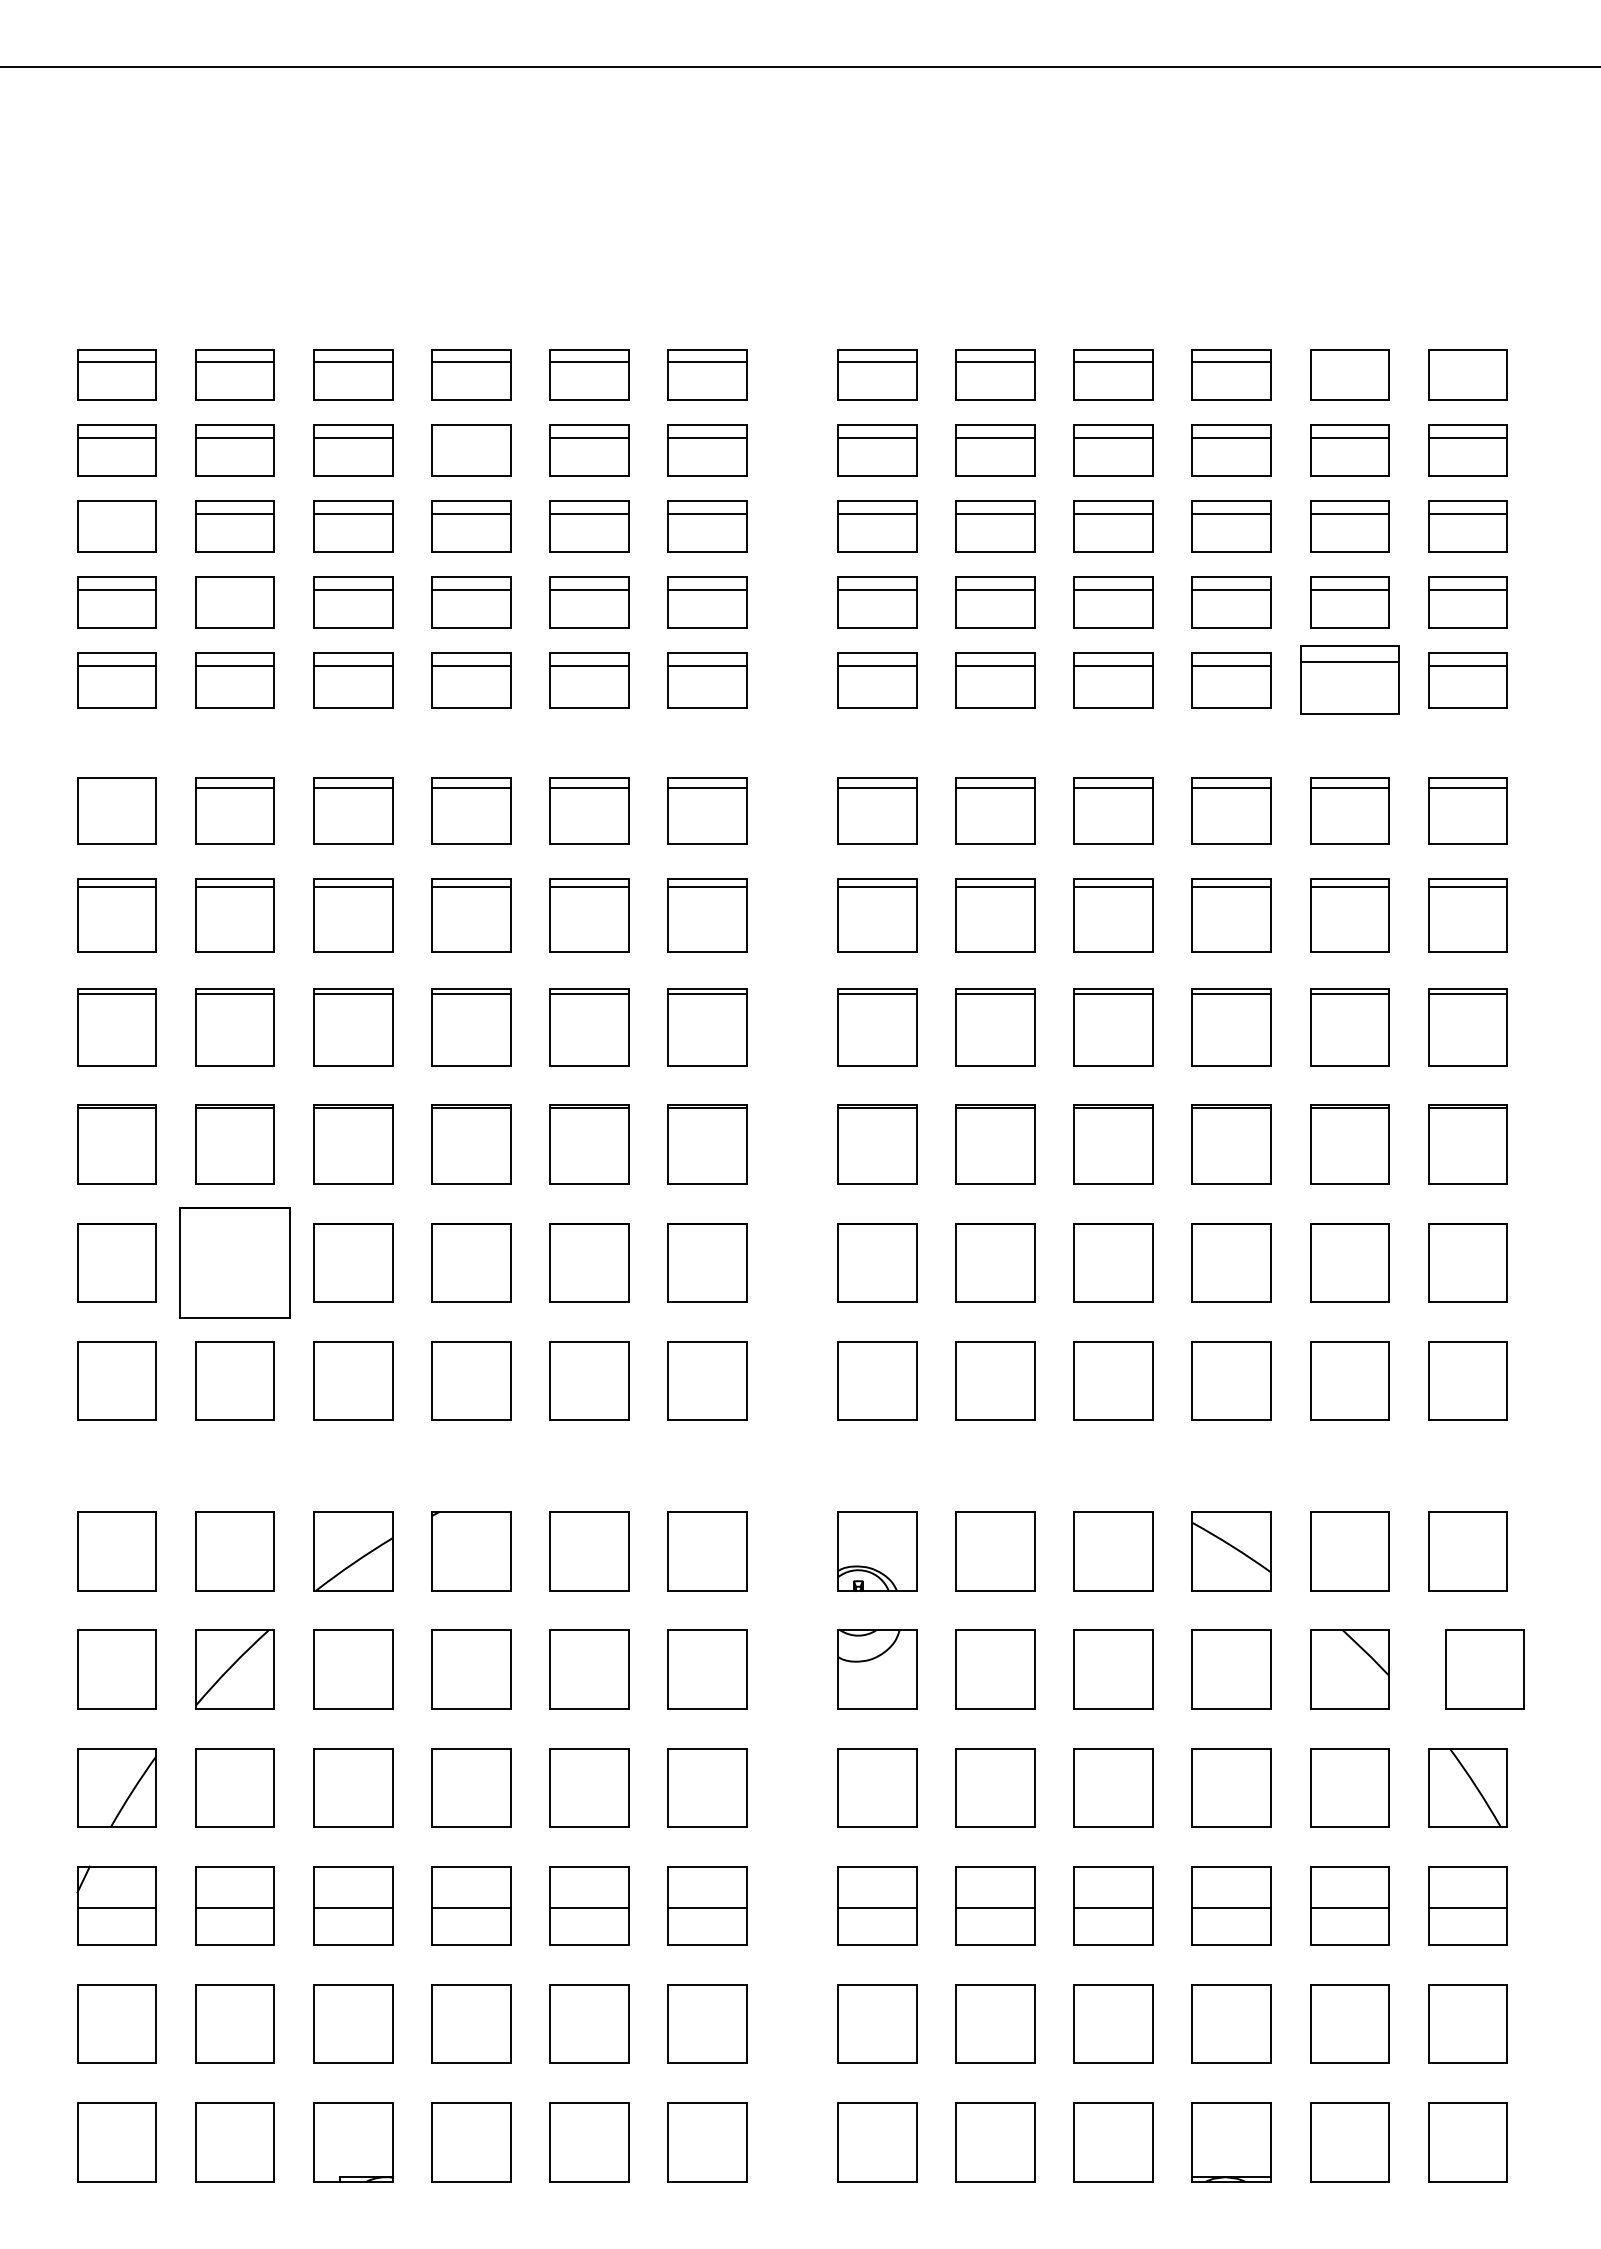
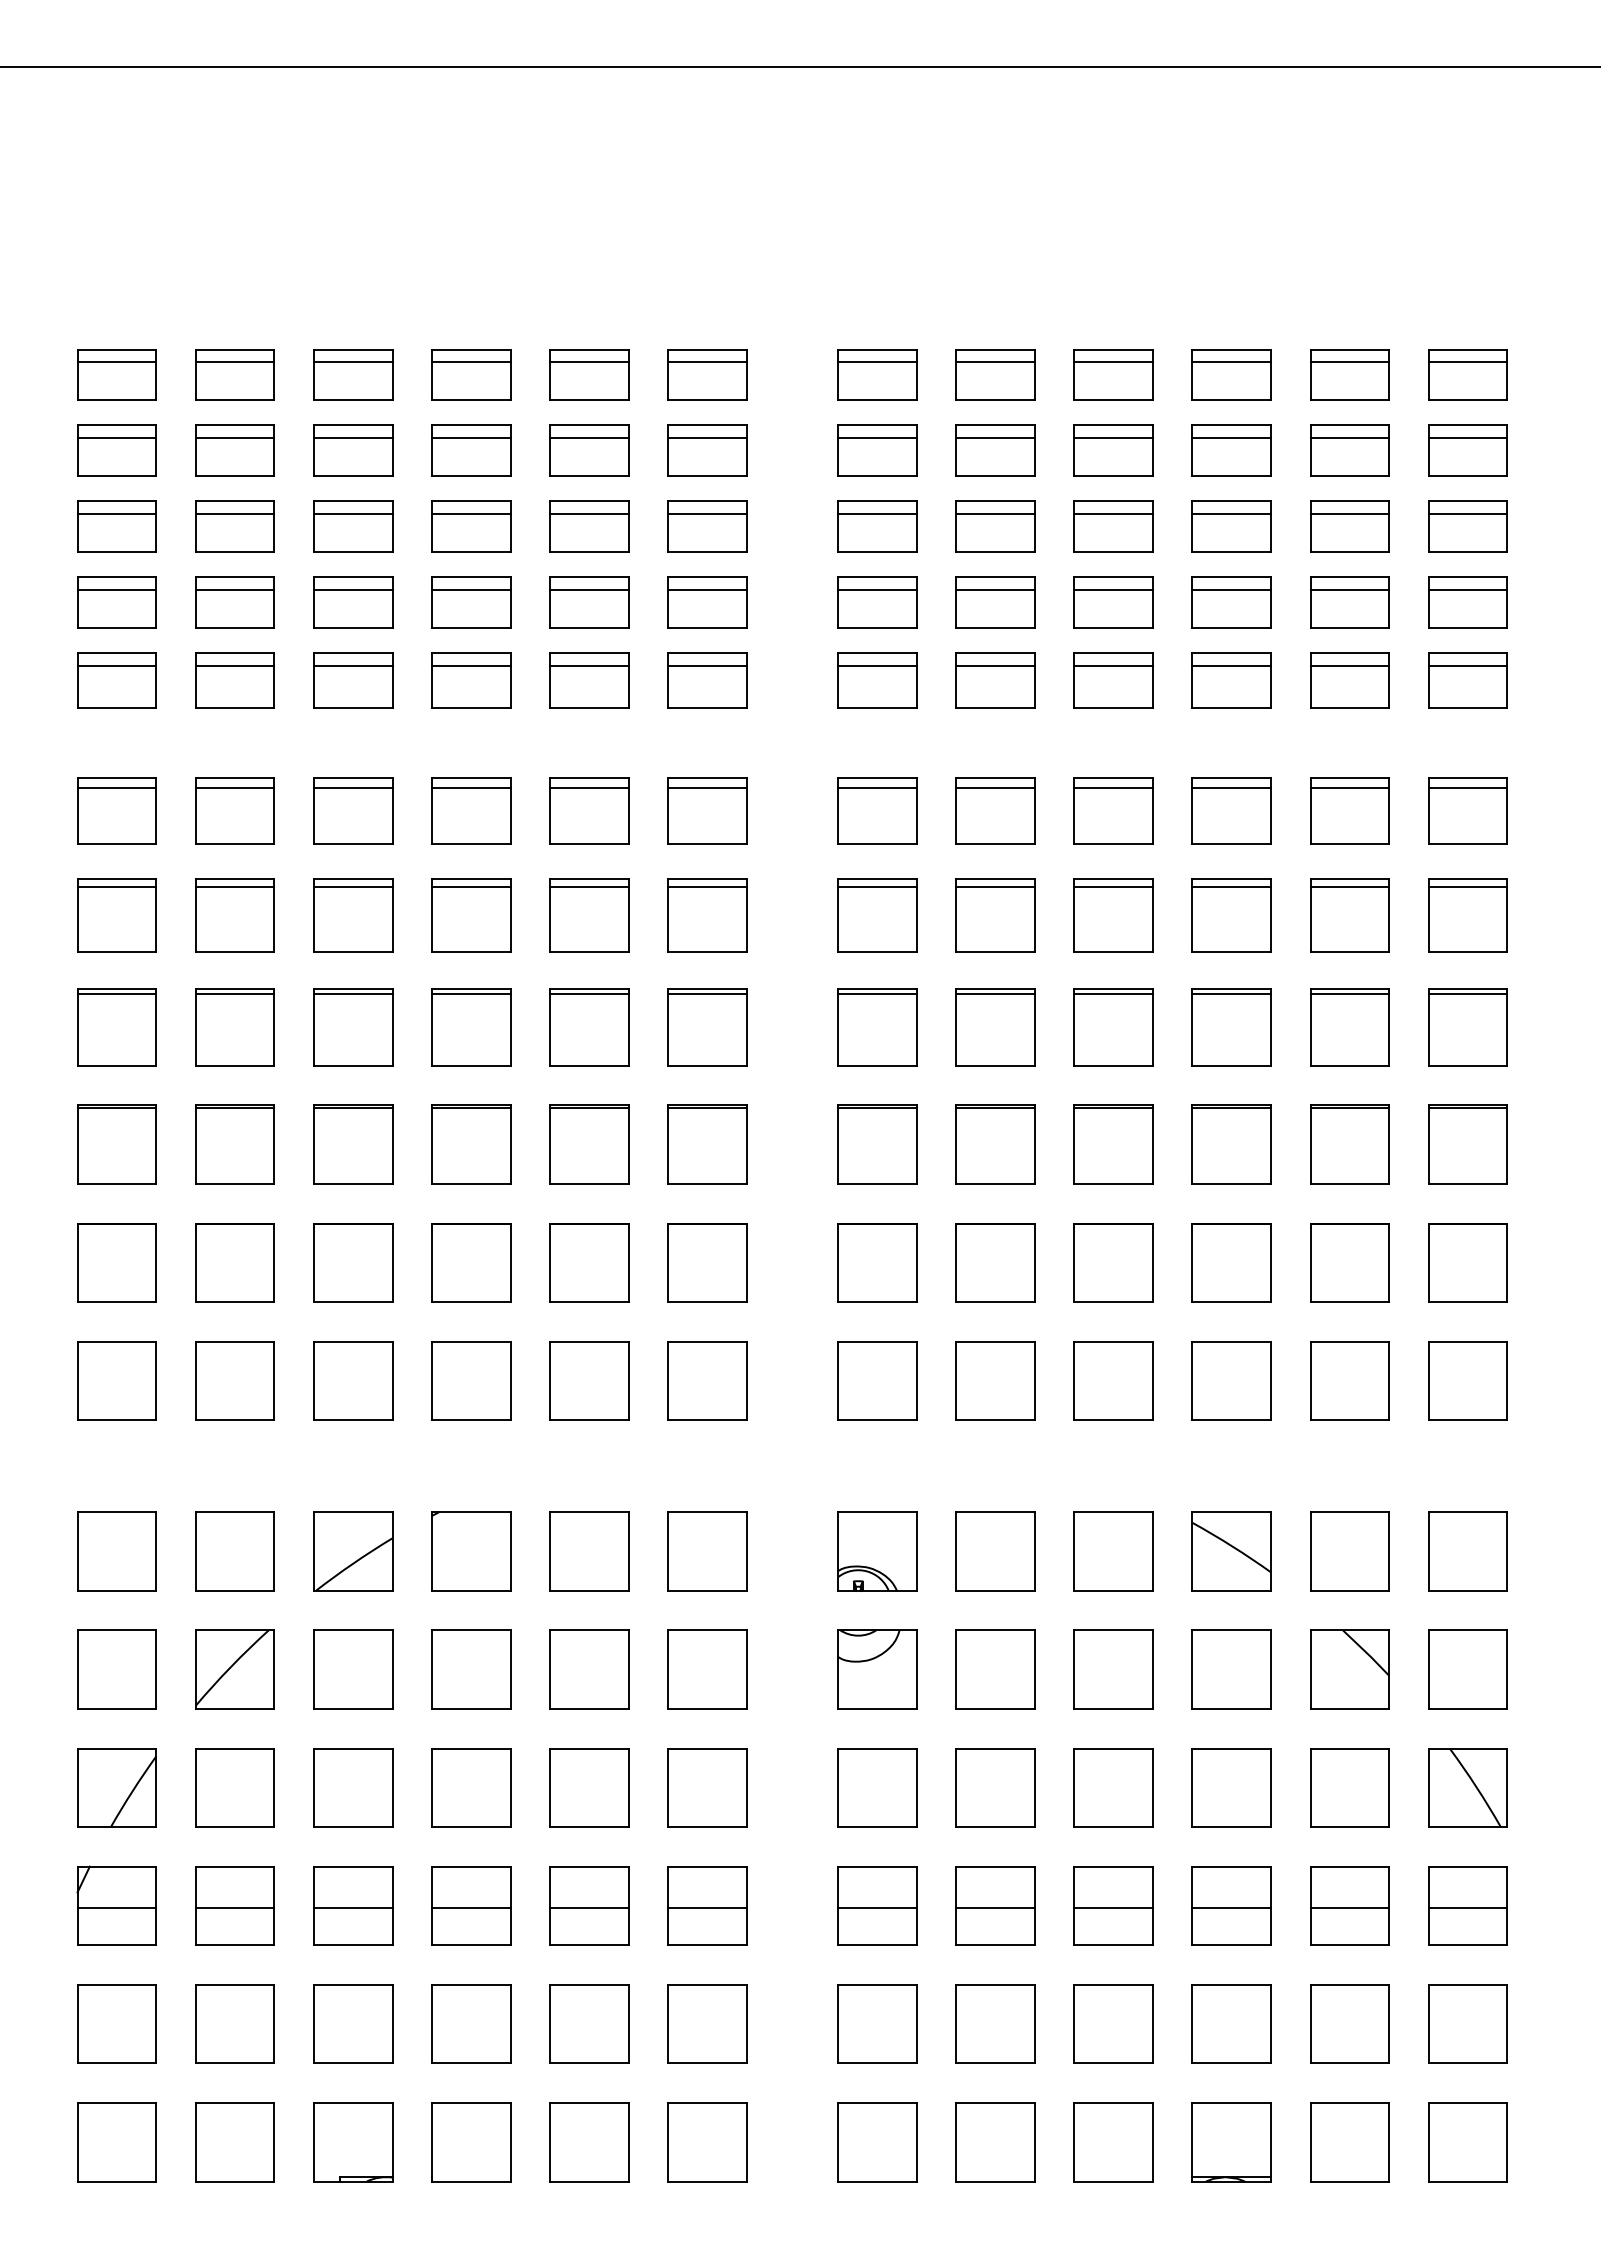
line: none -> present (1349, 362)
line: none -> present (1467, 362)
line: none -> present (470, 438)
line: none -> present (116, 514)
line: none -> present (234, 590)
part size: 100x70 px -> 80x57 px (1349, 680)
line: none -> present (116, 788)
part size: 112x112 px -> 80x80 px (234, 1262)
part position: (1484, 1669) -> (1467, 1669) (1467, 1669)
